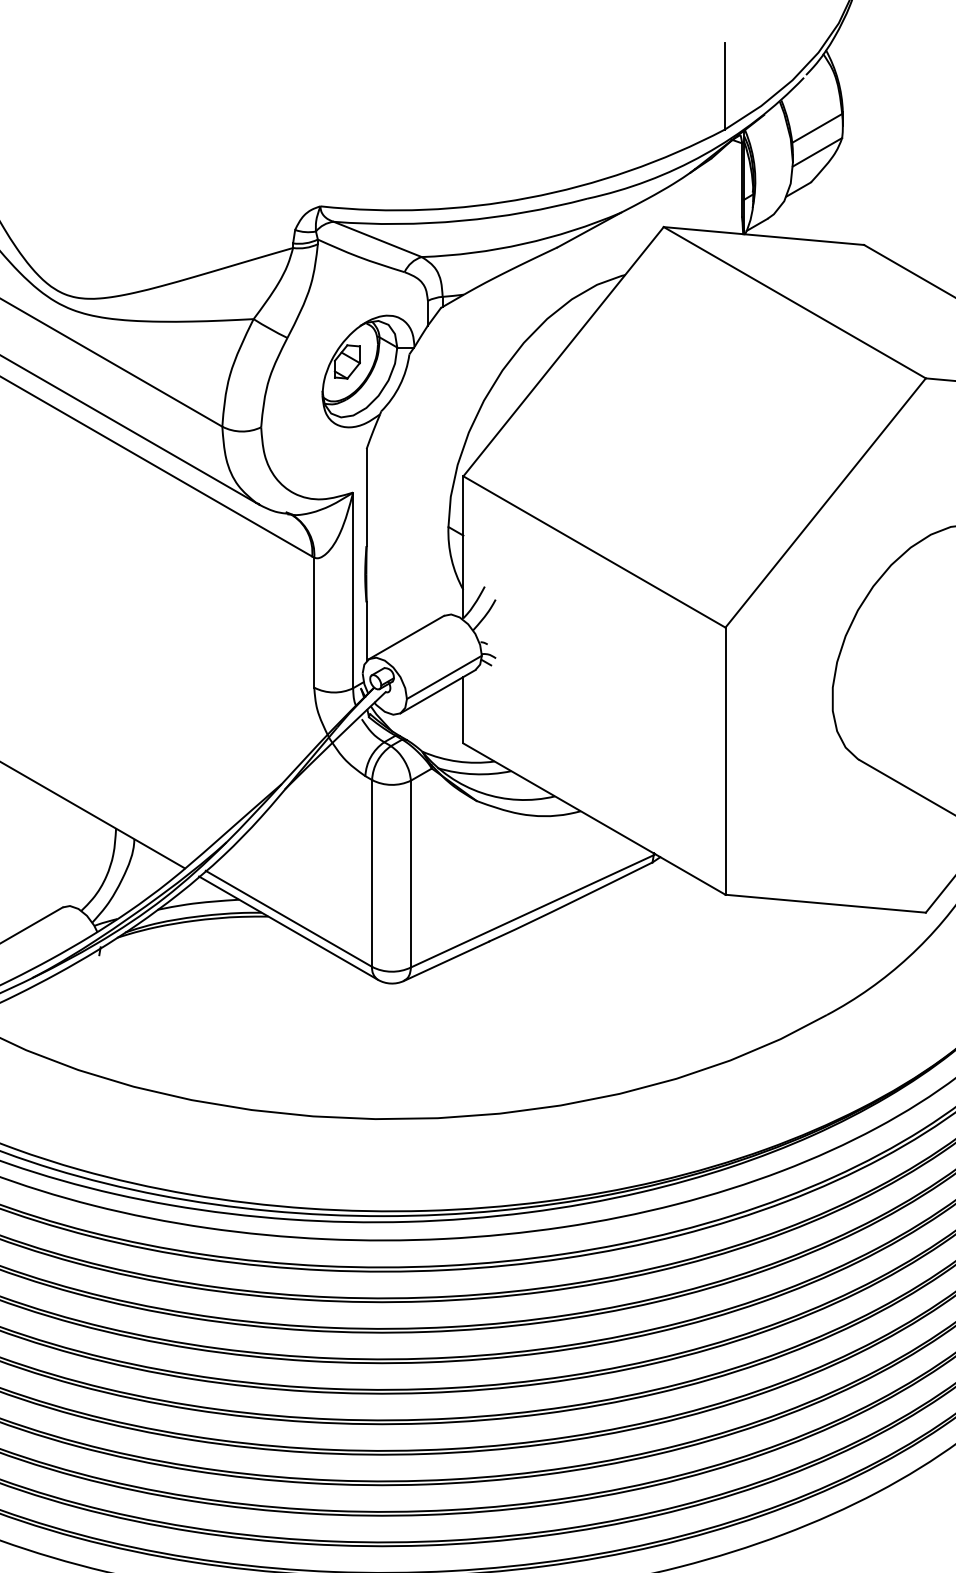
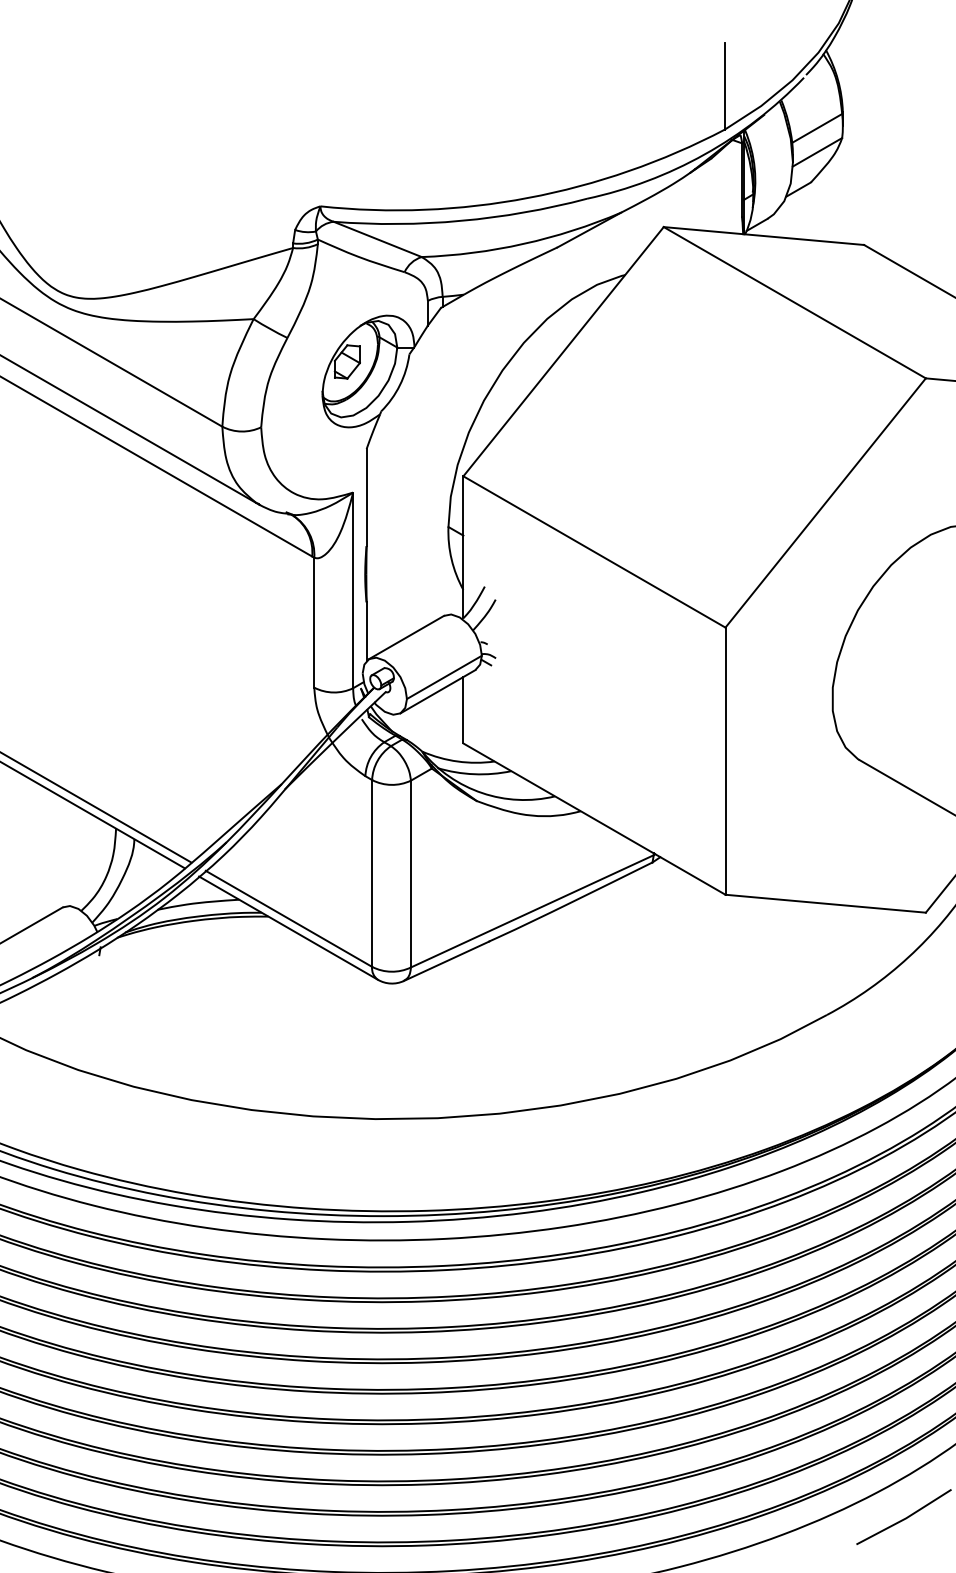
line: none -> present (96, 807)
line: none -> present (903, 1518)
